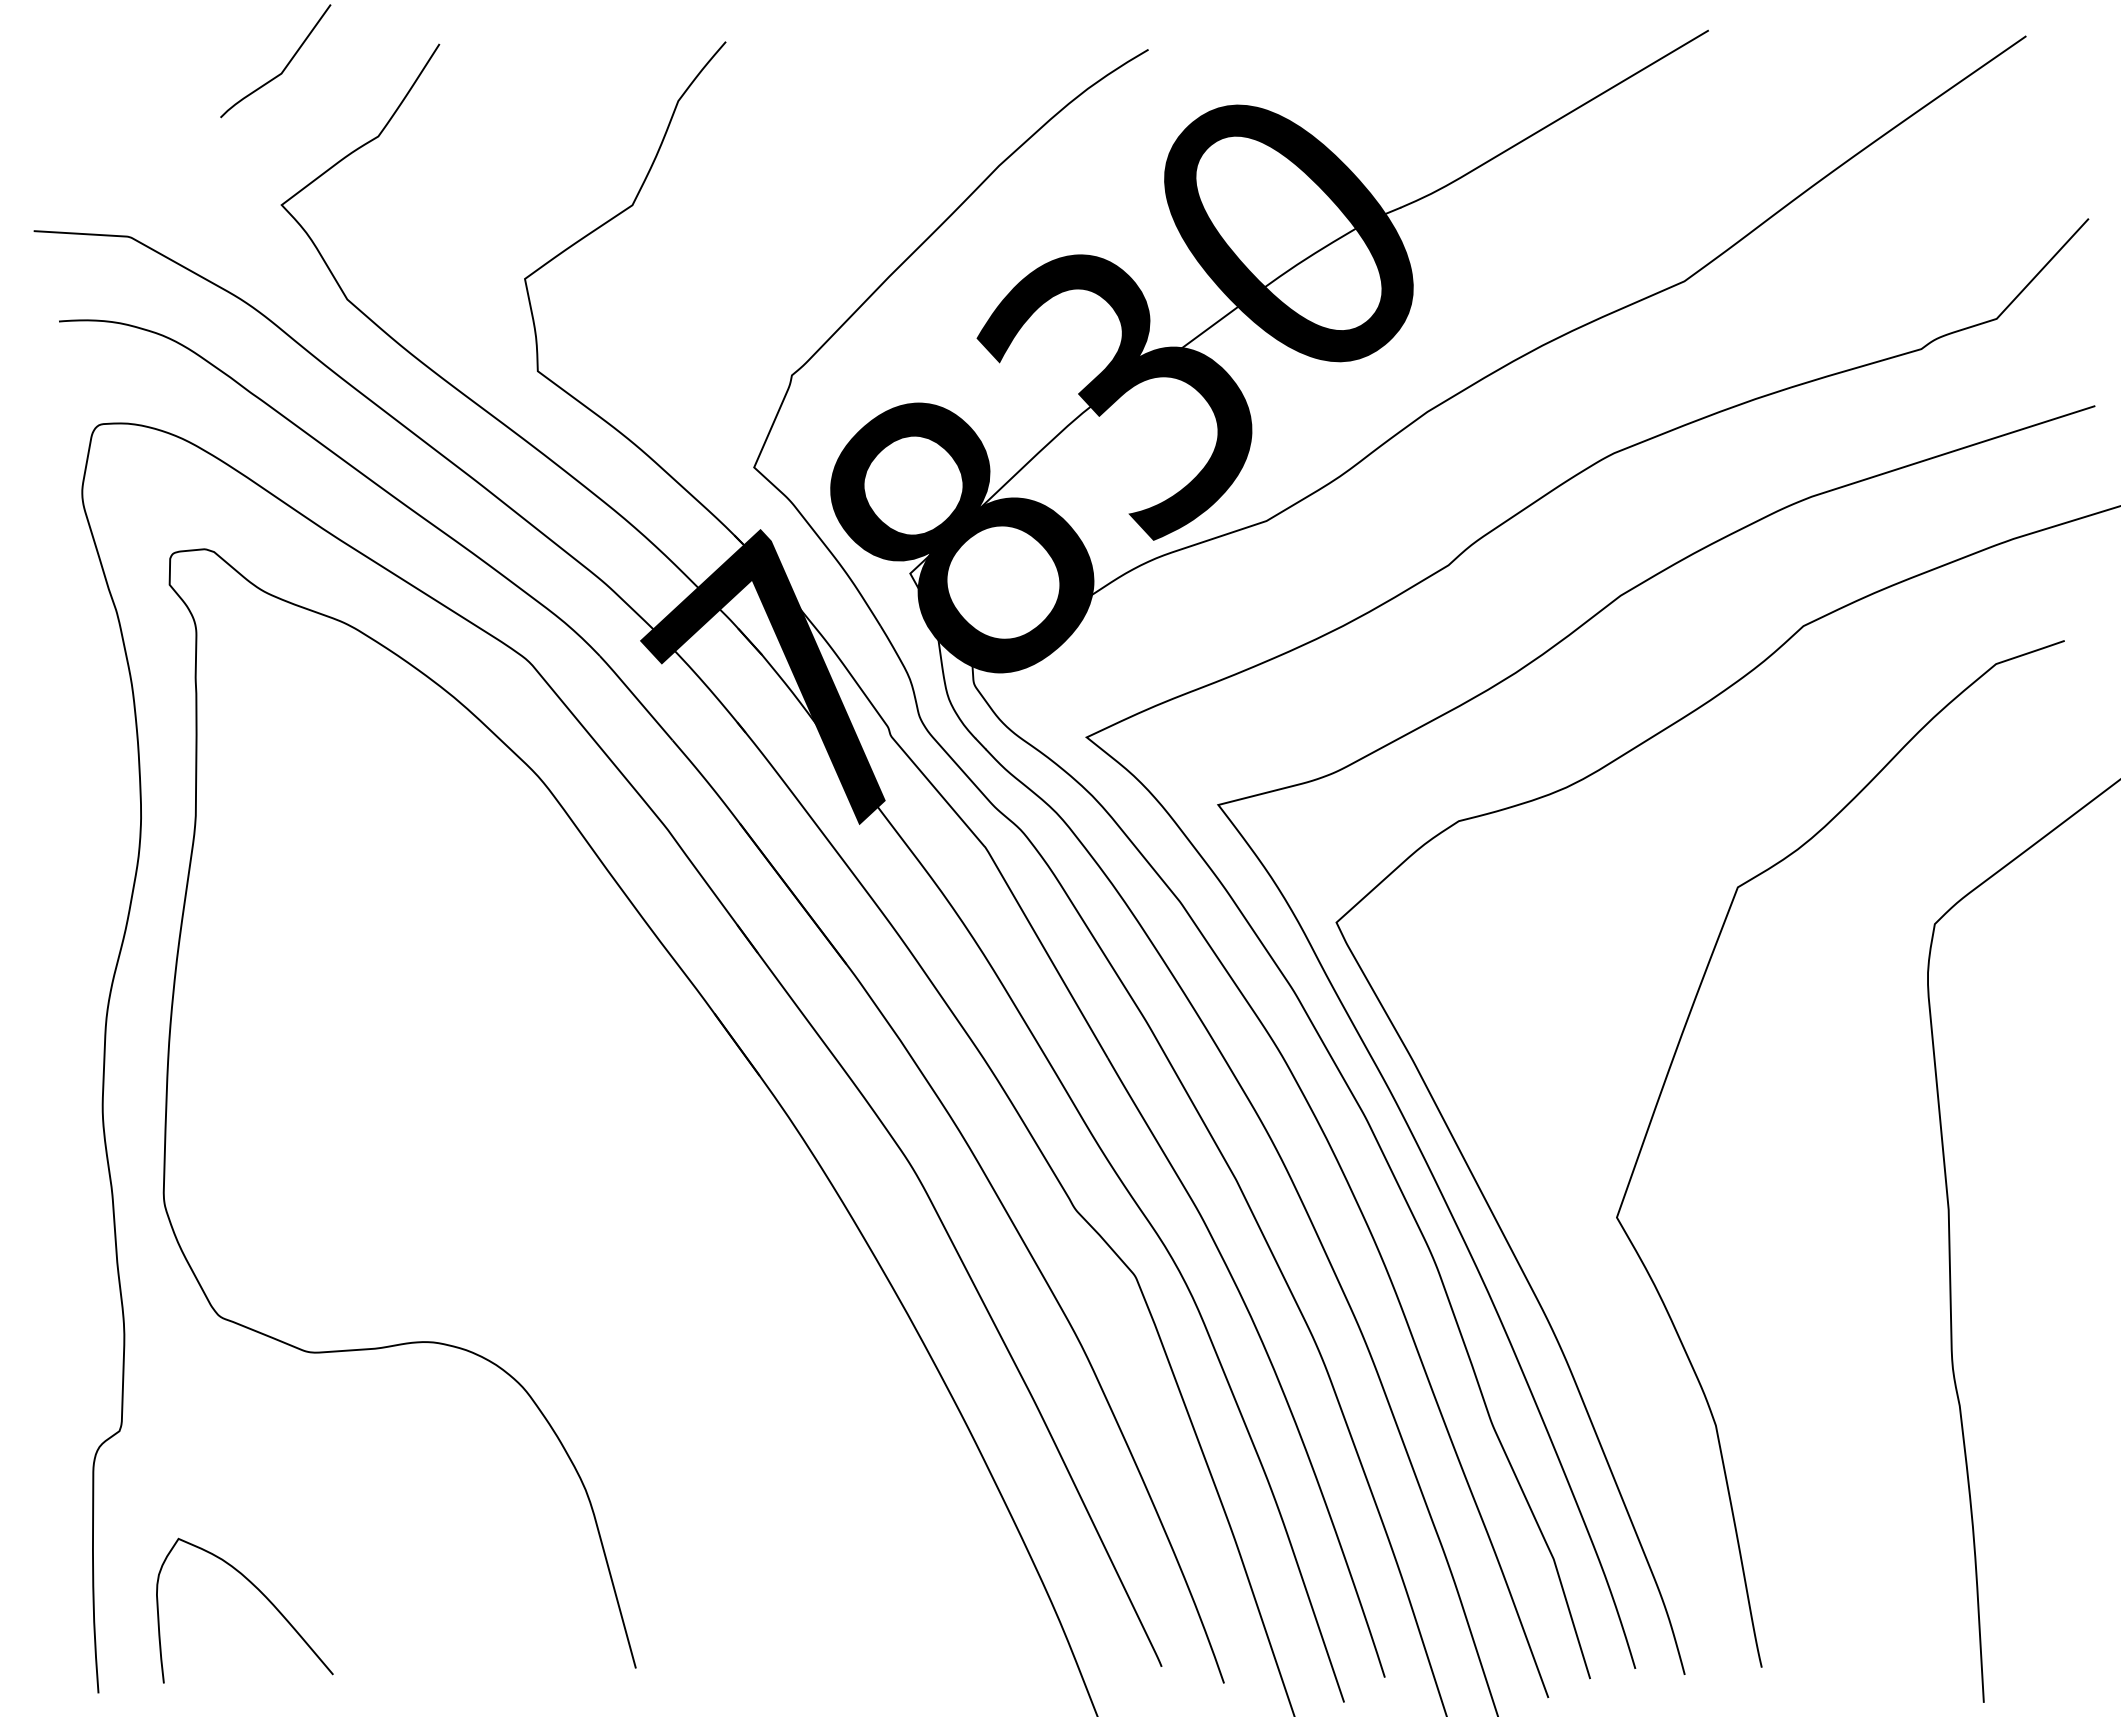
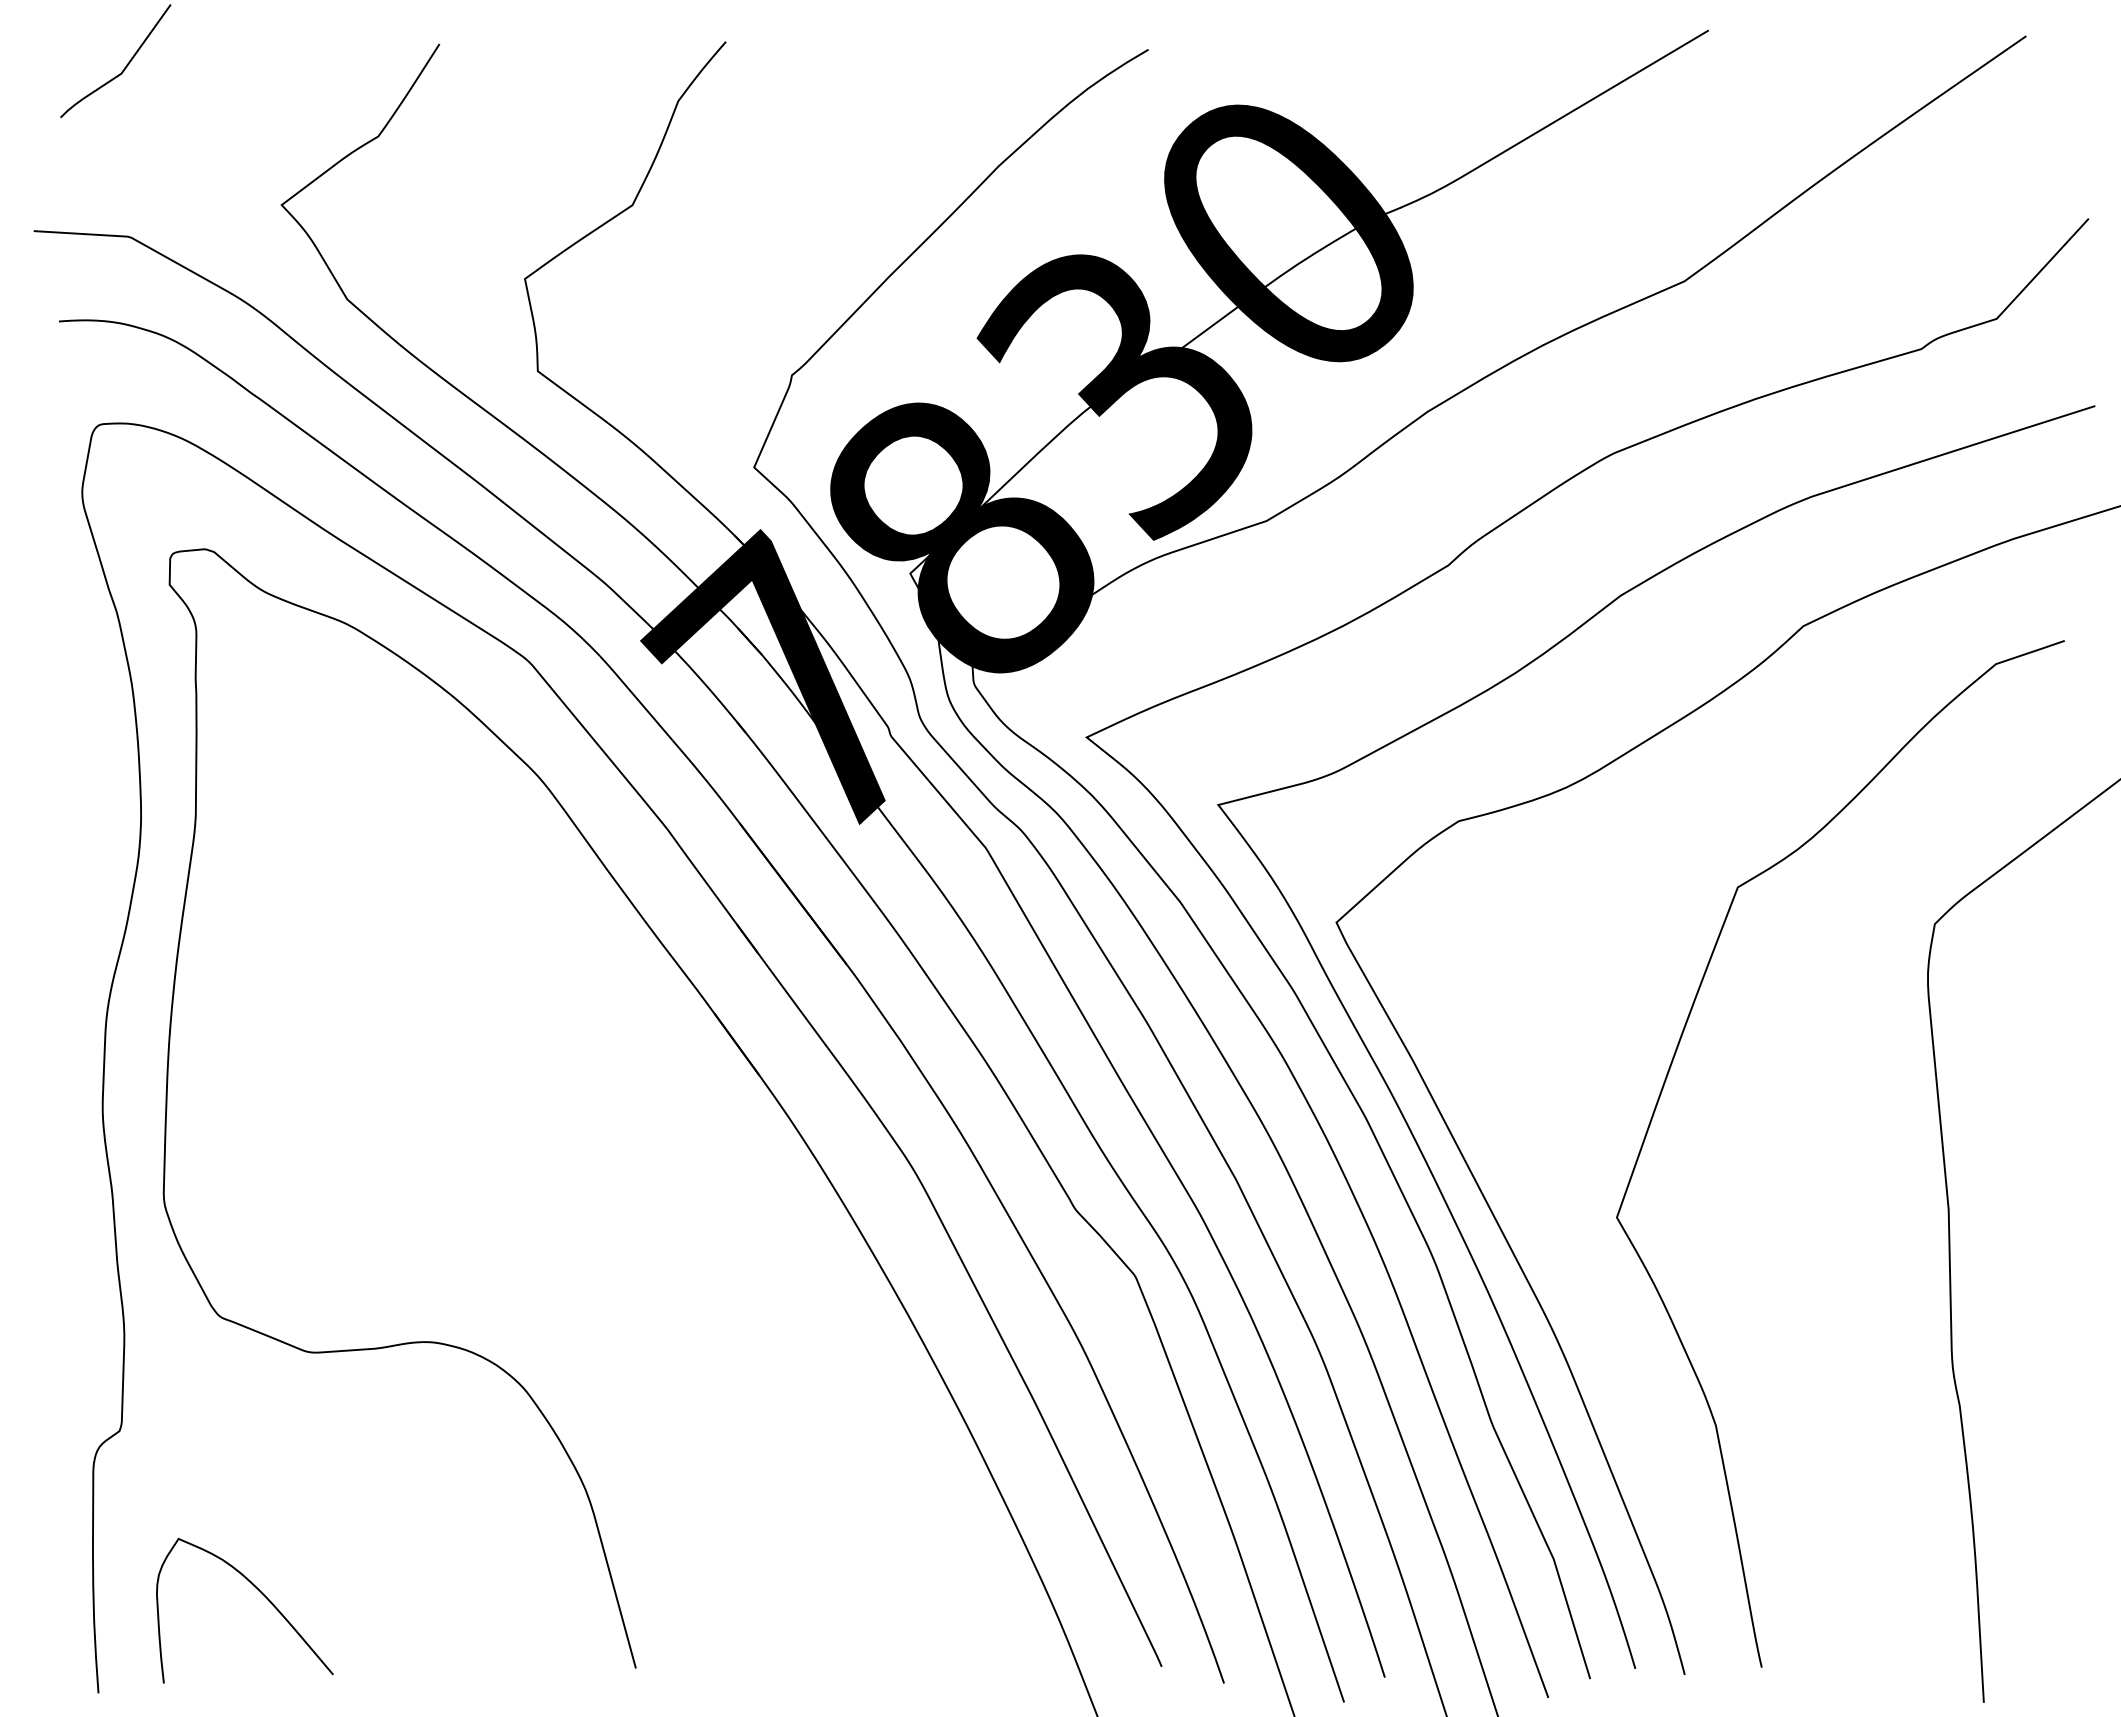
curve position: (284, 67) -> (124, 67) (124, 67)
